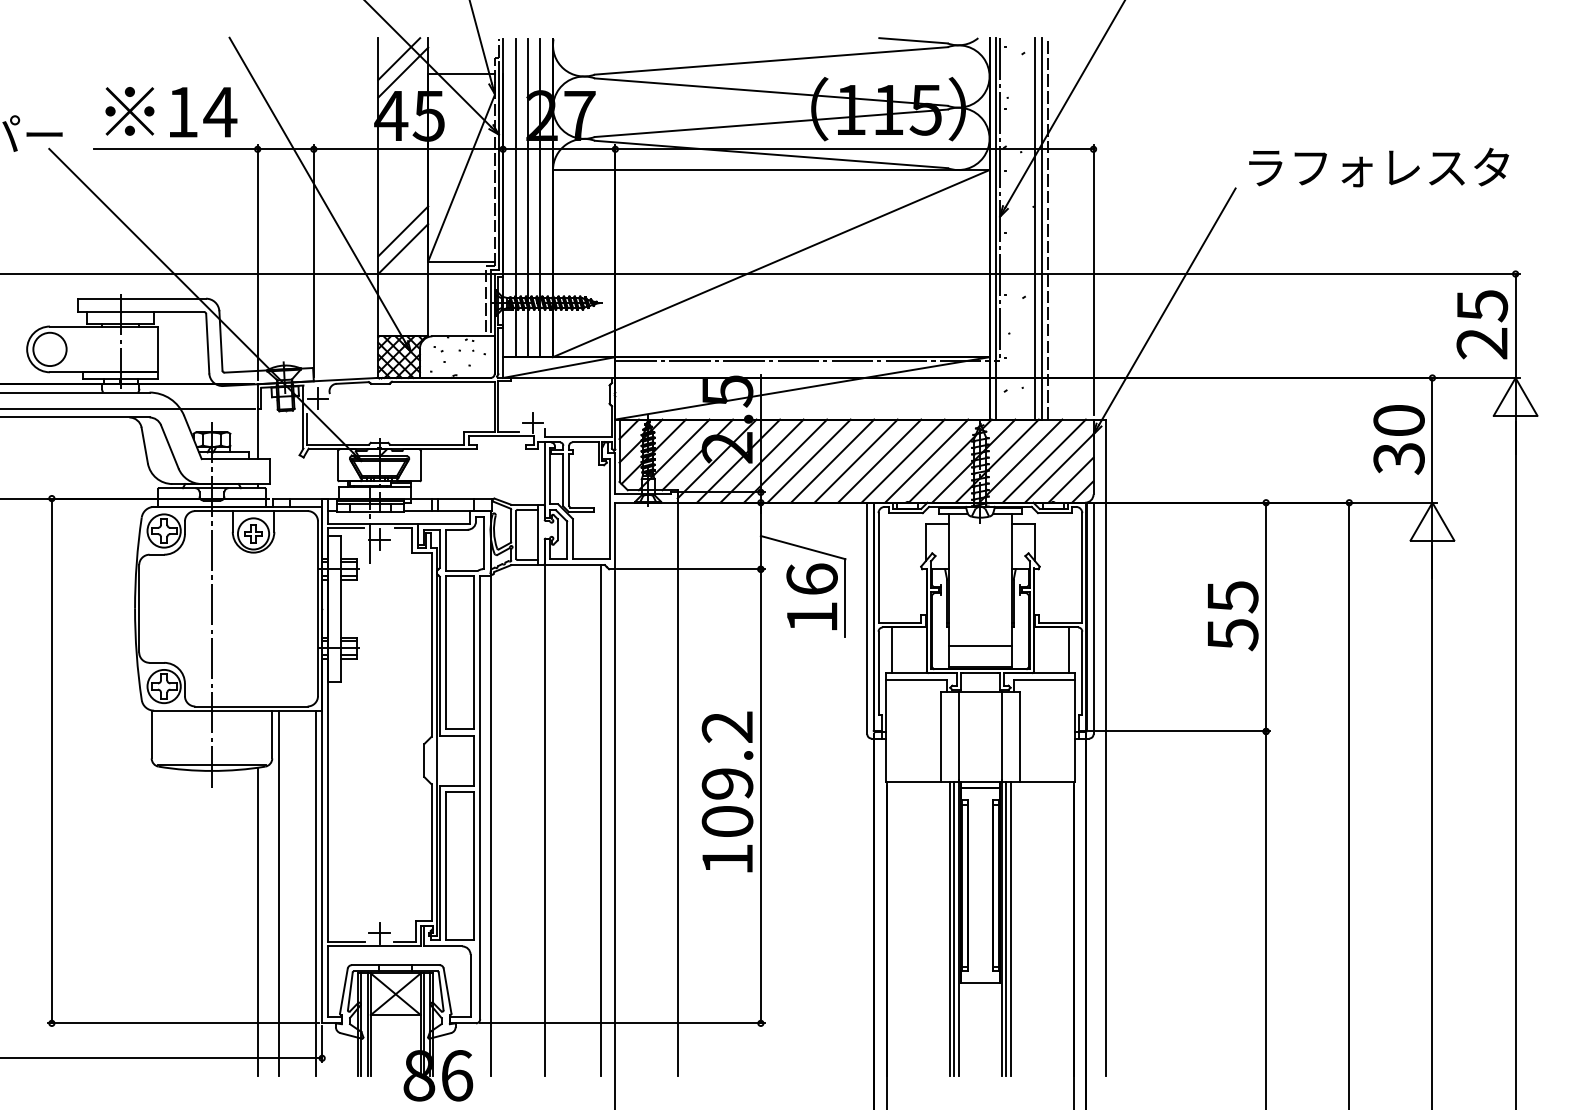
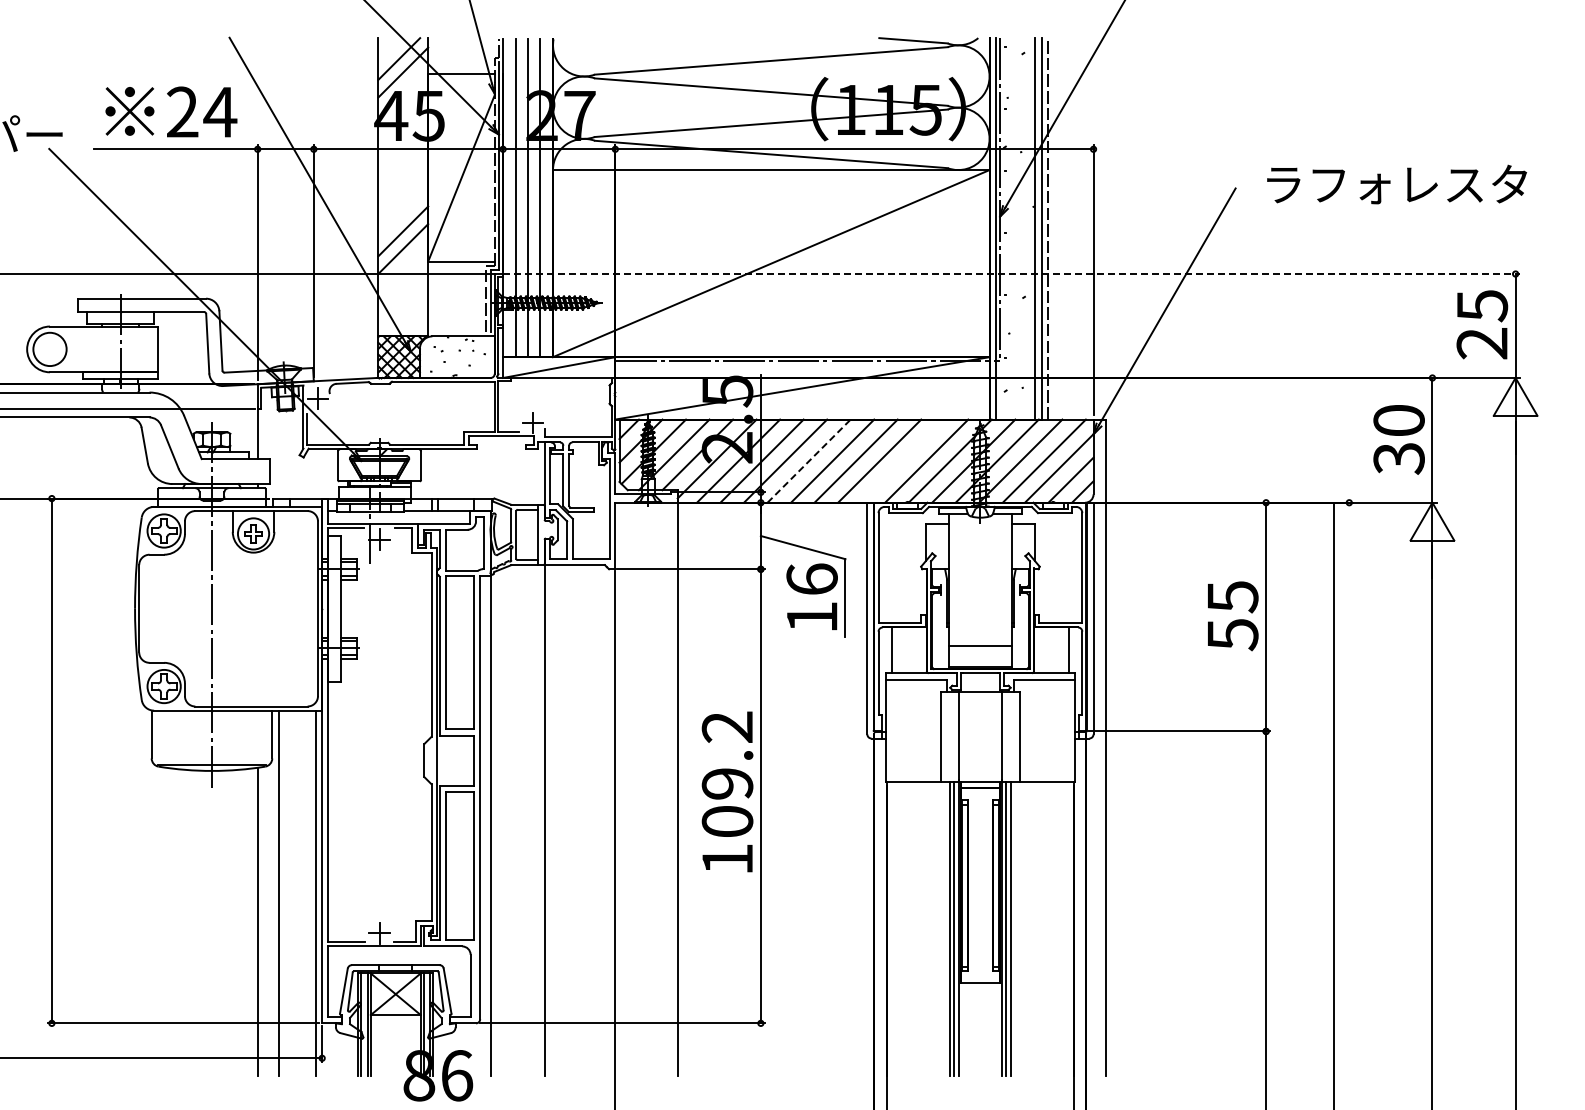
text: 14 -> 24 (182, 111)
text position: (1378, 167) -> (1396, 184) (1396, 184)
line: solid -> dashed (1011, 274)
line: present -> none (902, 460)
line: solid -> dashed (809, 461)
line position: (1349, 804) -> (1334, 804) (1334, 804)
line: present -> none (600, 820)
